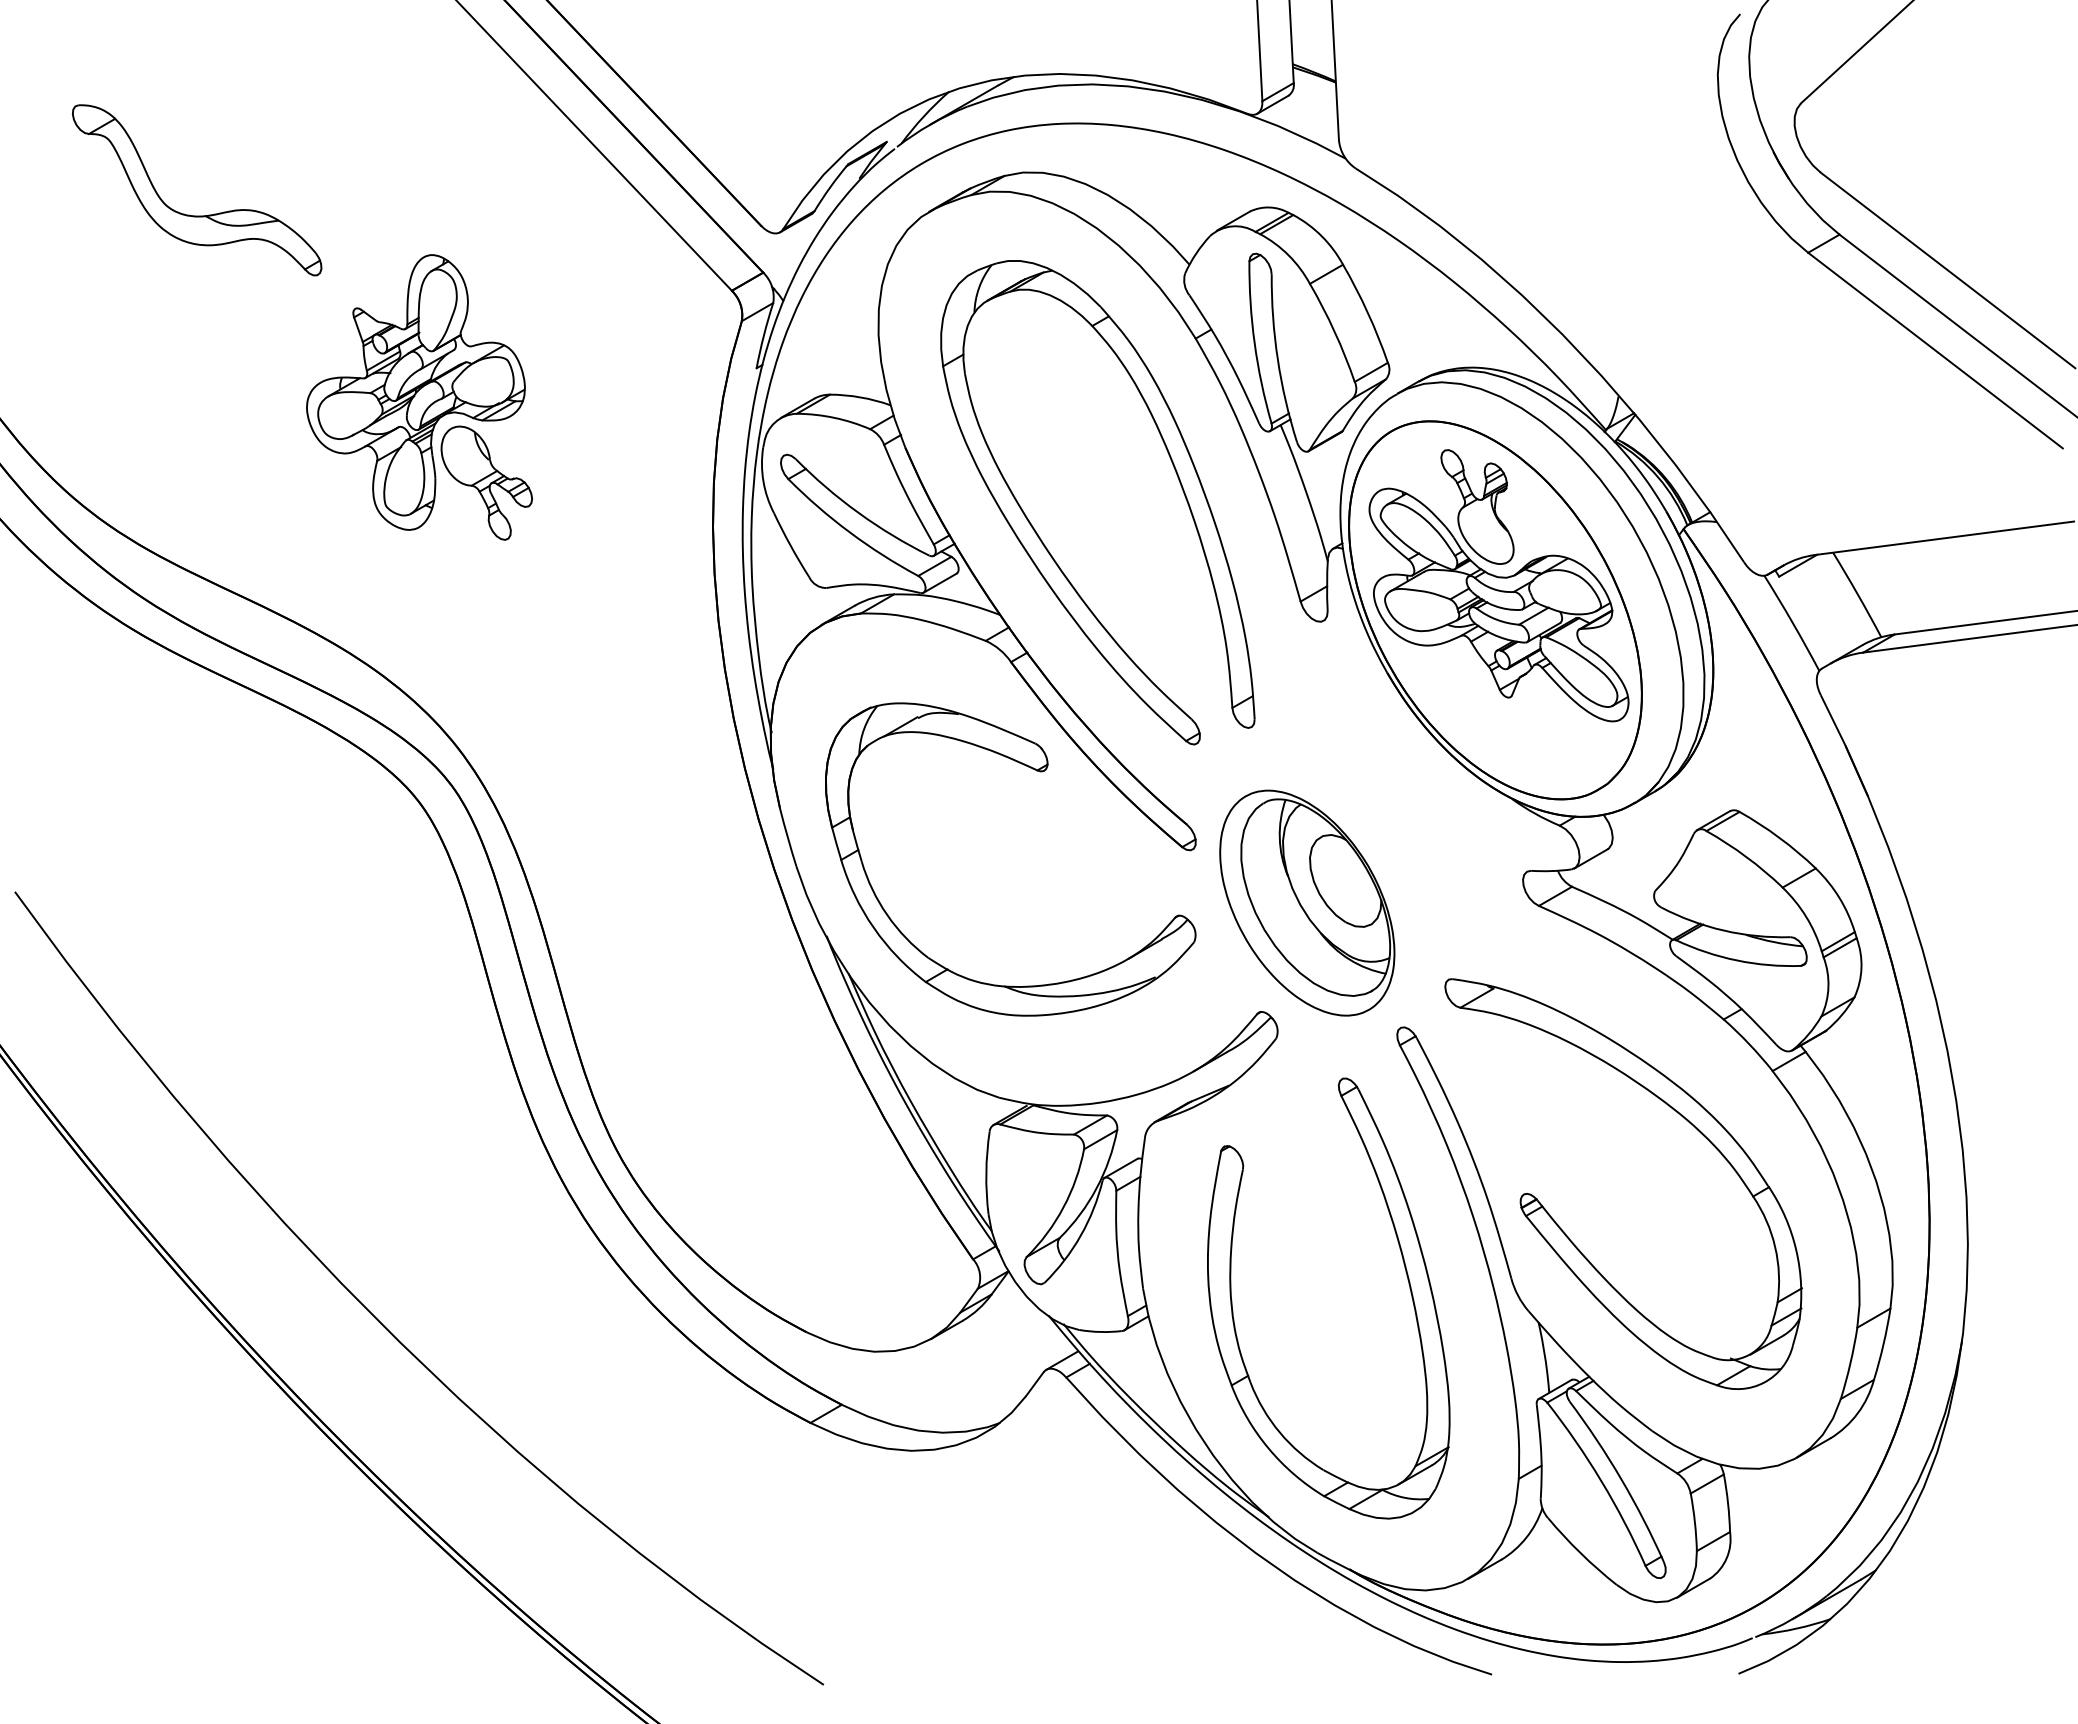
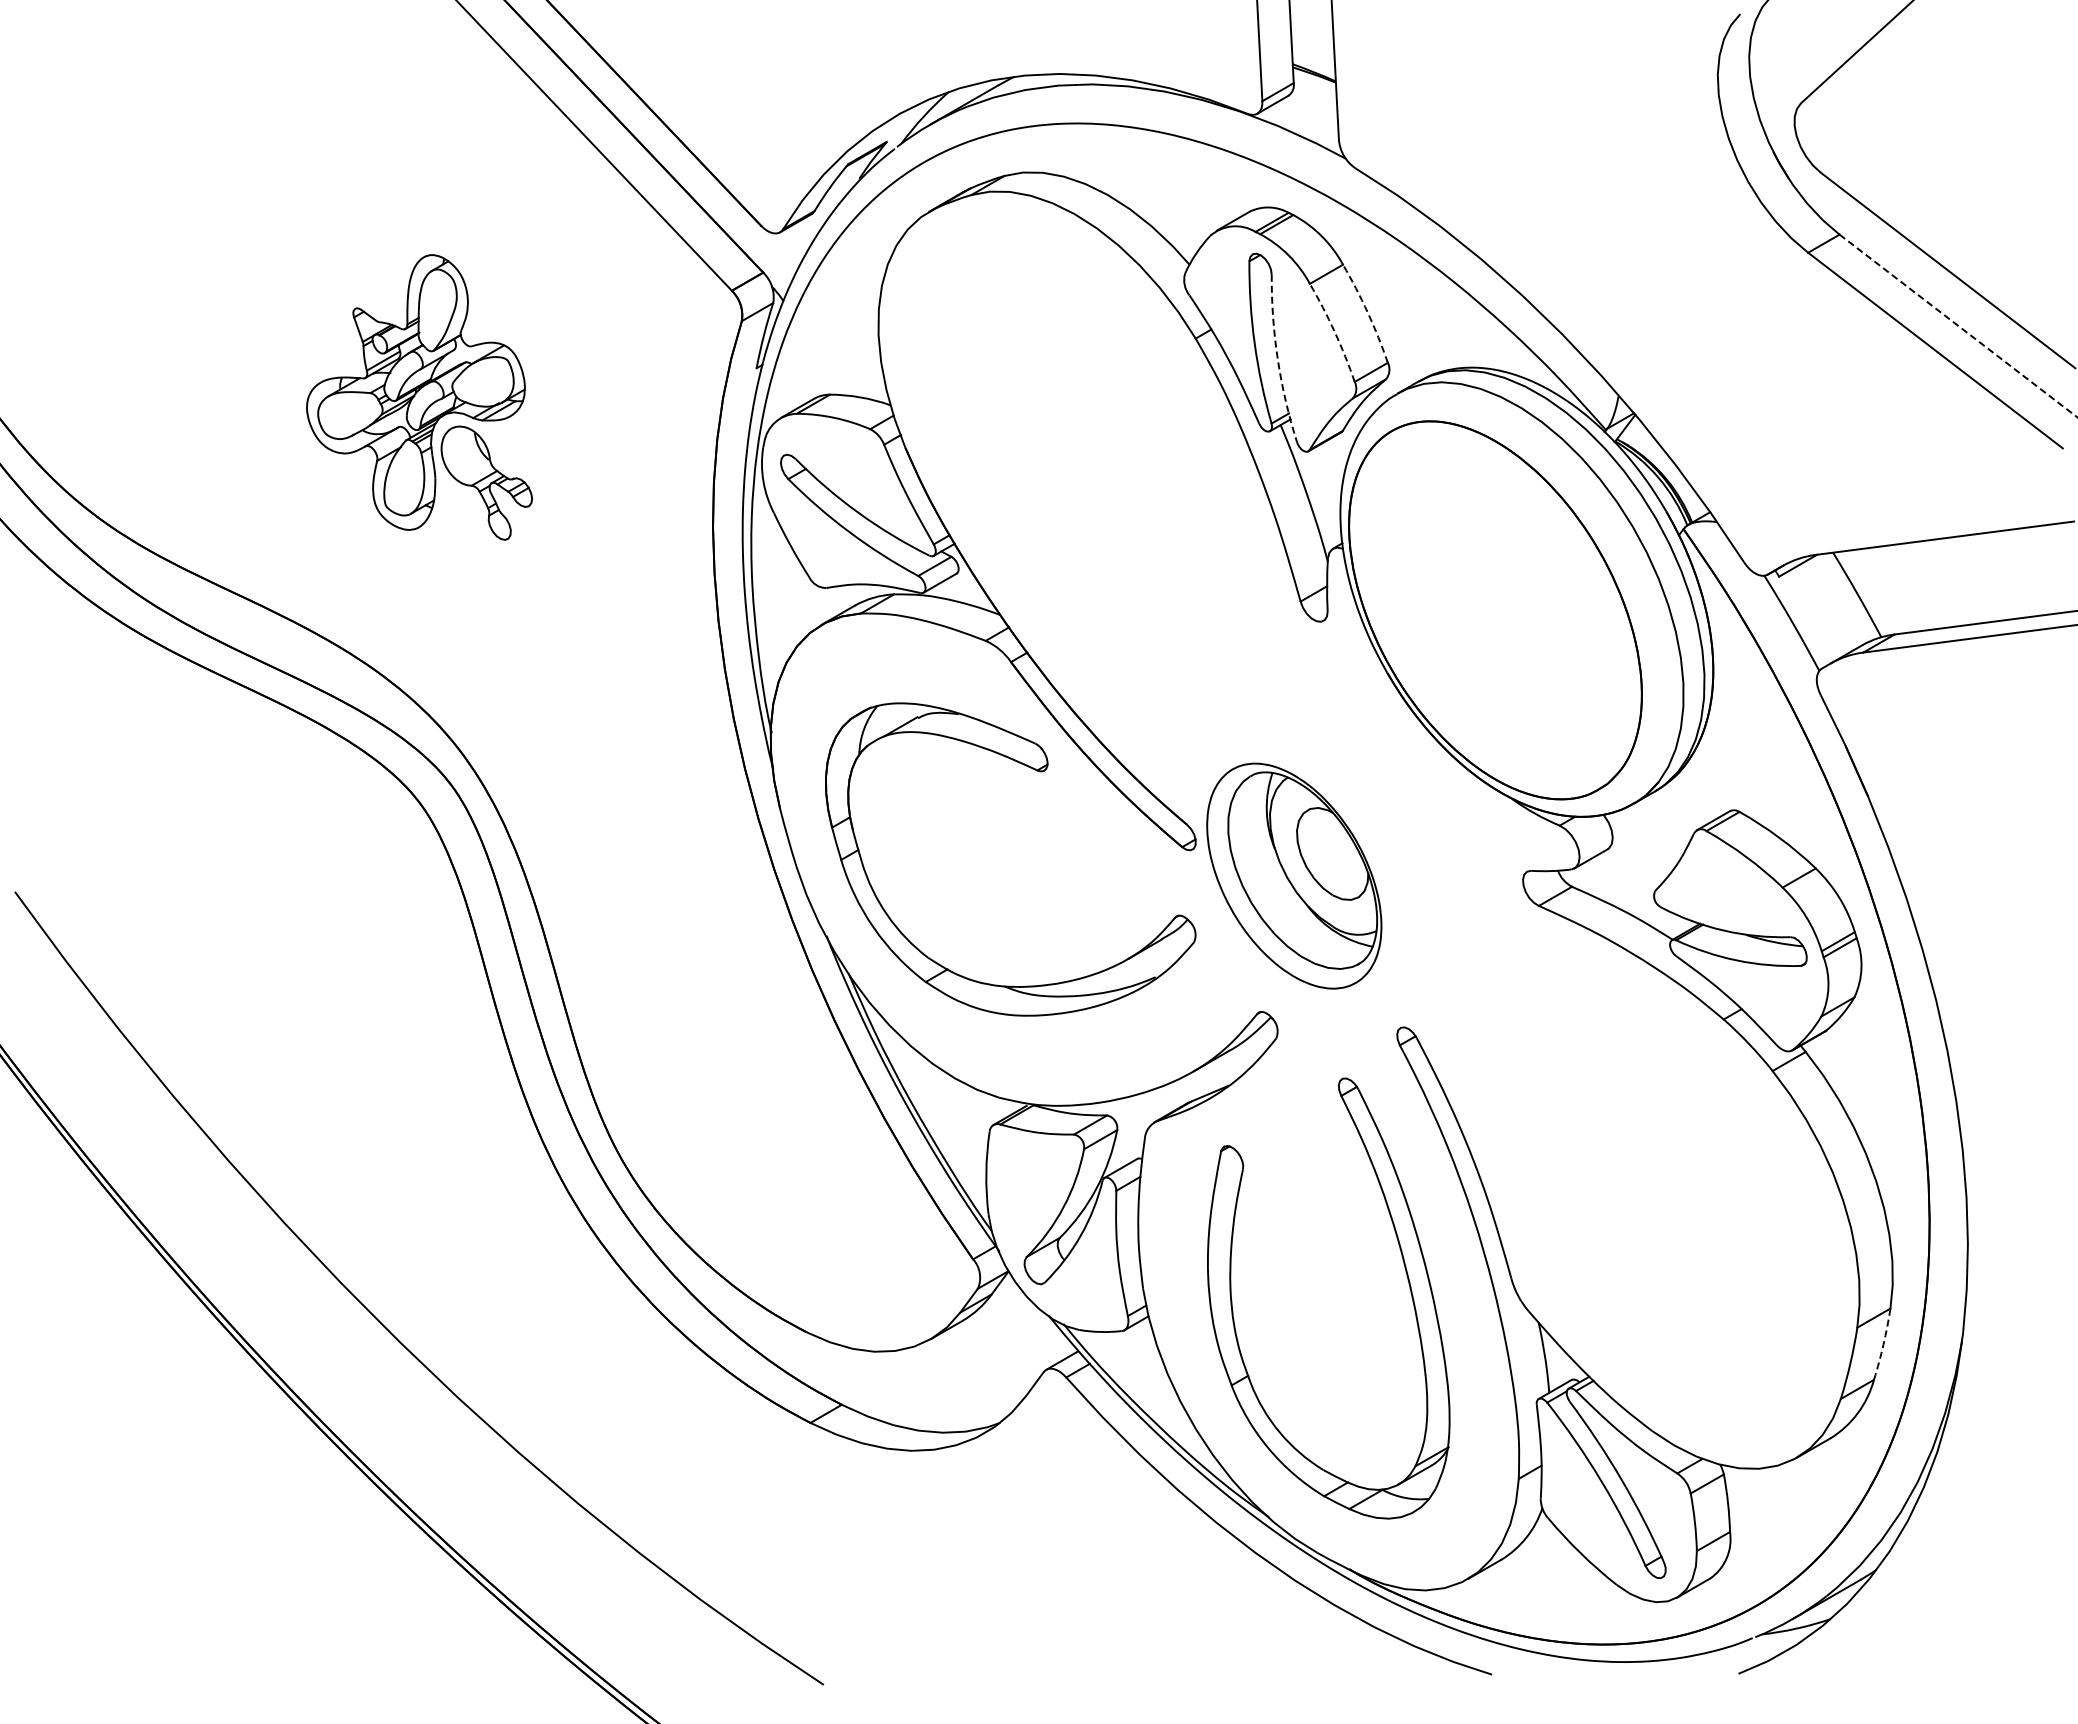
part: present -> none (197, 215)
arc: solid -> dashed (1367, 312)
line: solid -> dashed (1958, 326)
arc: solid -> dashed (1334, 331)
arc: solid -> dashed (1277, 359)
part: present -> none (1042, 540)
part: present -> none (1498, 585)
part position: (1307, 902) -> (1294, 875) (1294, 875)
part: present -> none (1564, 1231)
arc: solid -> dashed (1883, 1344)
